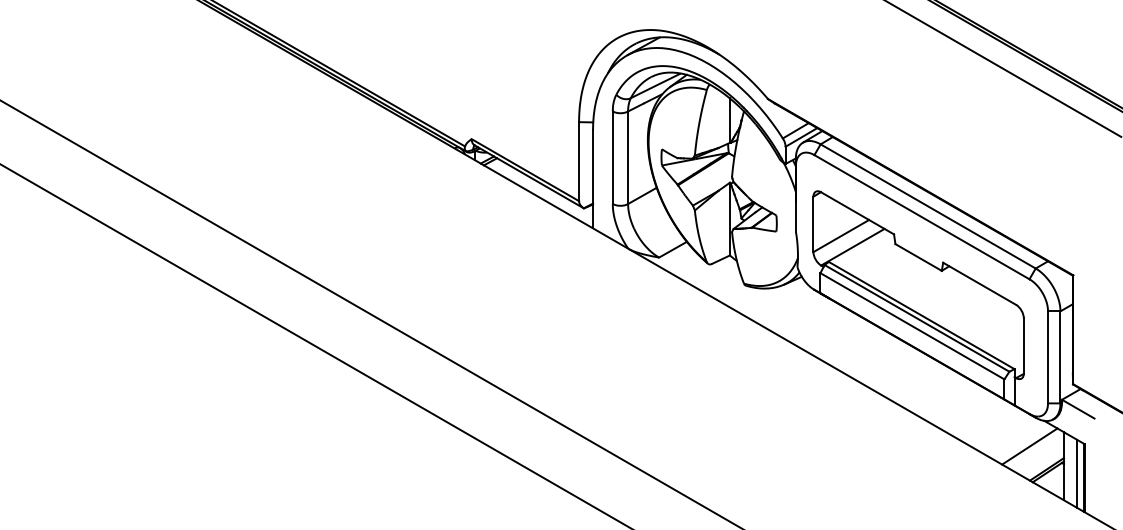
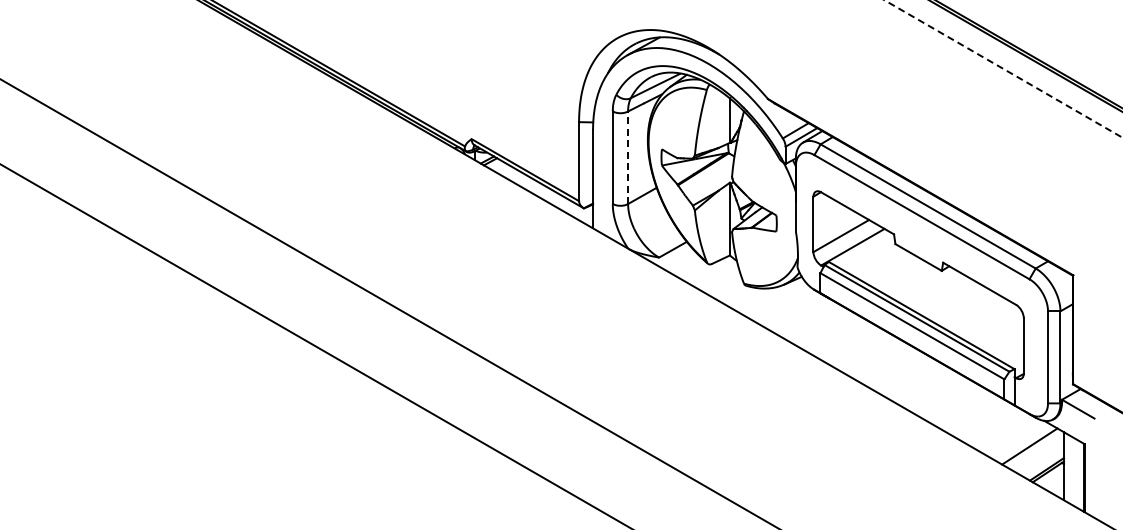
line: solid -> dashed (1002, 68)
line: solid -> dashed (628, 157)
line position: (370, 313) -> (388, 303) (388, 303)
line: present -> none (1076, 473)
